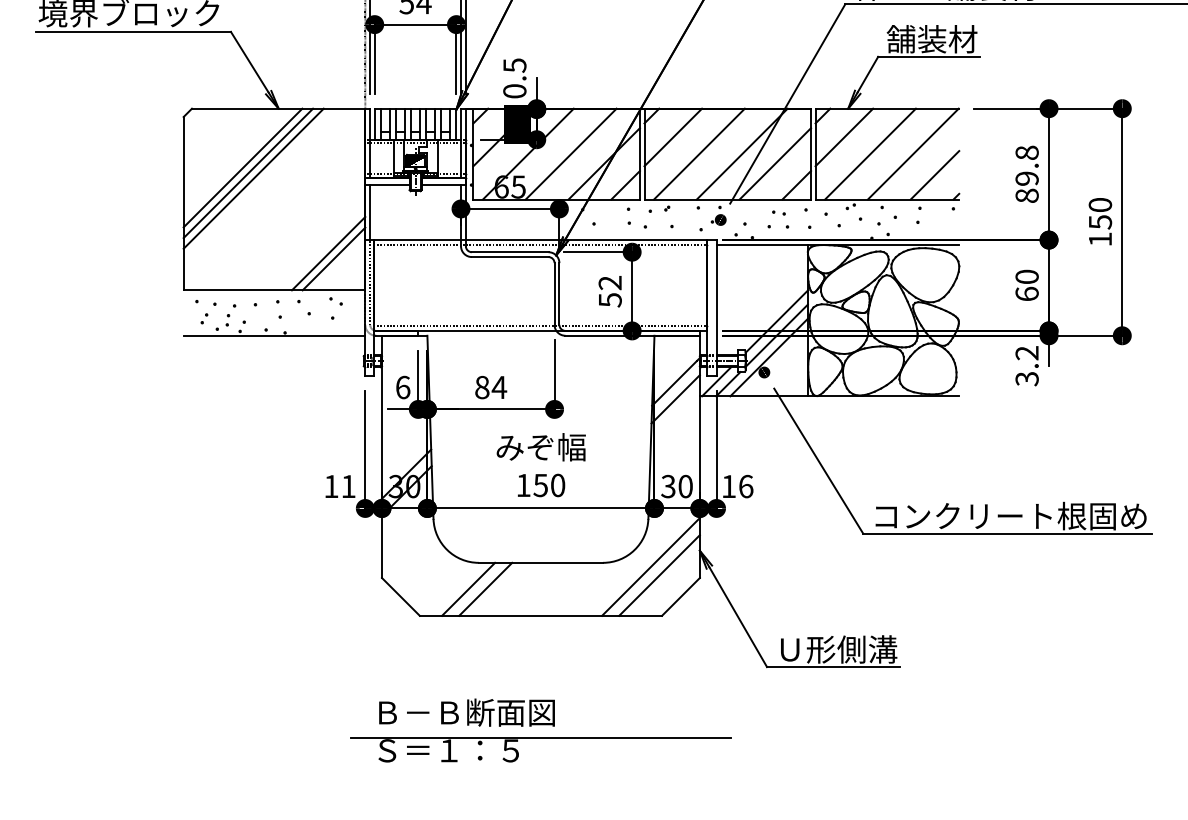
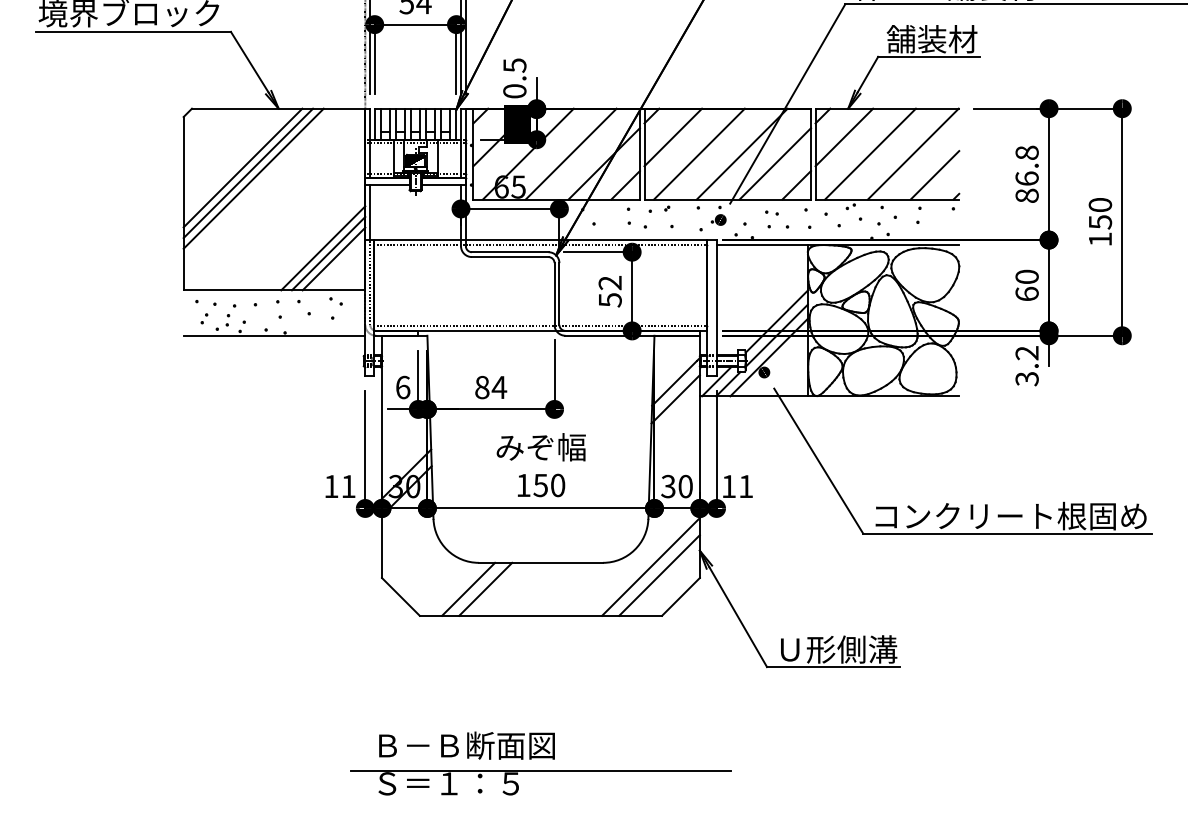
text: 89.8 -> 86.8 (1026, 178)
part position: (778, 212) -> (771, 212) (771, 212)
line: none -> present (323, 248)
text: 16 -> 11 (746, 486)
part position: (540, 730) -> (540, 763) (540, 763)
